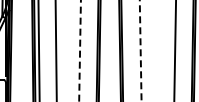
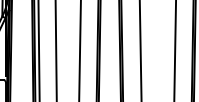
line: dashed -> solid (140, 50)
line: dashed -> solid (80, 51)
